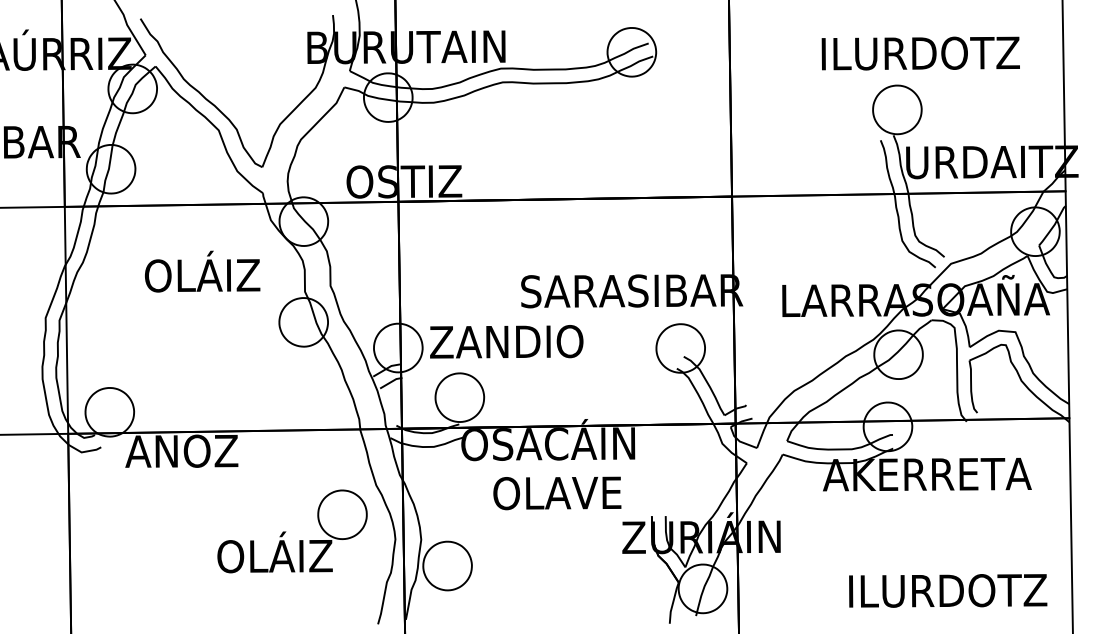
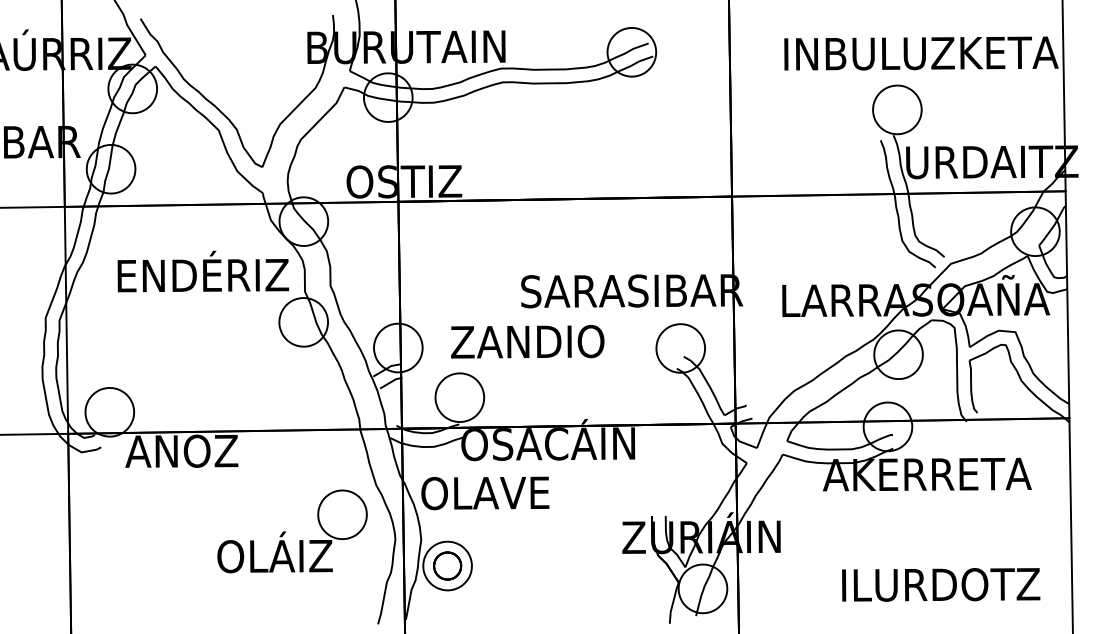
text: ILURDOTZ -> INBULUZKETA (921, 53)
text: OLÁIZ -> ENDÉRIZ (203, 271)
text position: (506, 341) -> (527, 341) (527, 341)
text position: (557, 493) -> (485, 493) (485, 493)
part: none -> present (447, 565)
text position: (948, 590) -> (941, 584) (941, 584)
